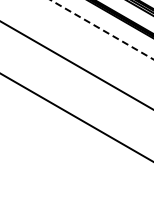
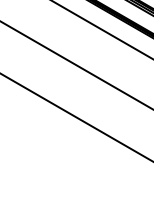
line: dashed -> solid (102, 29)
